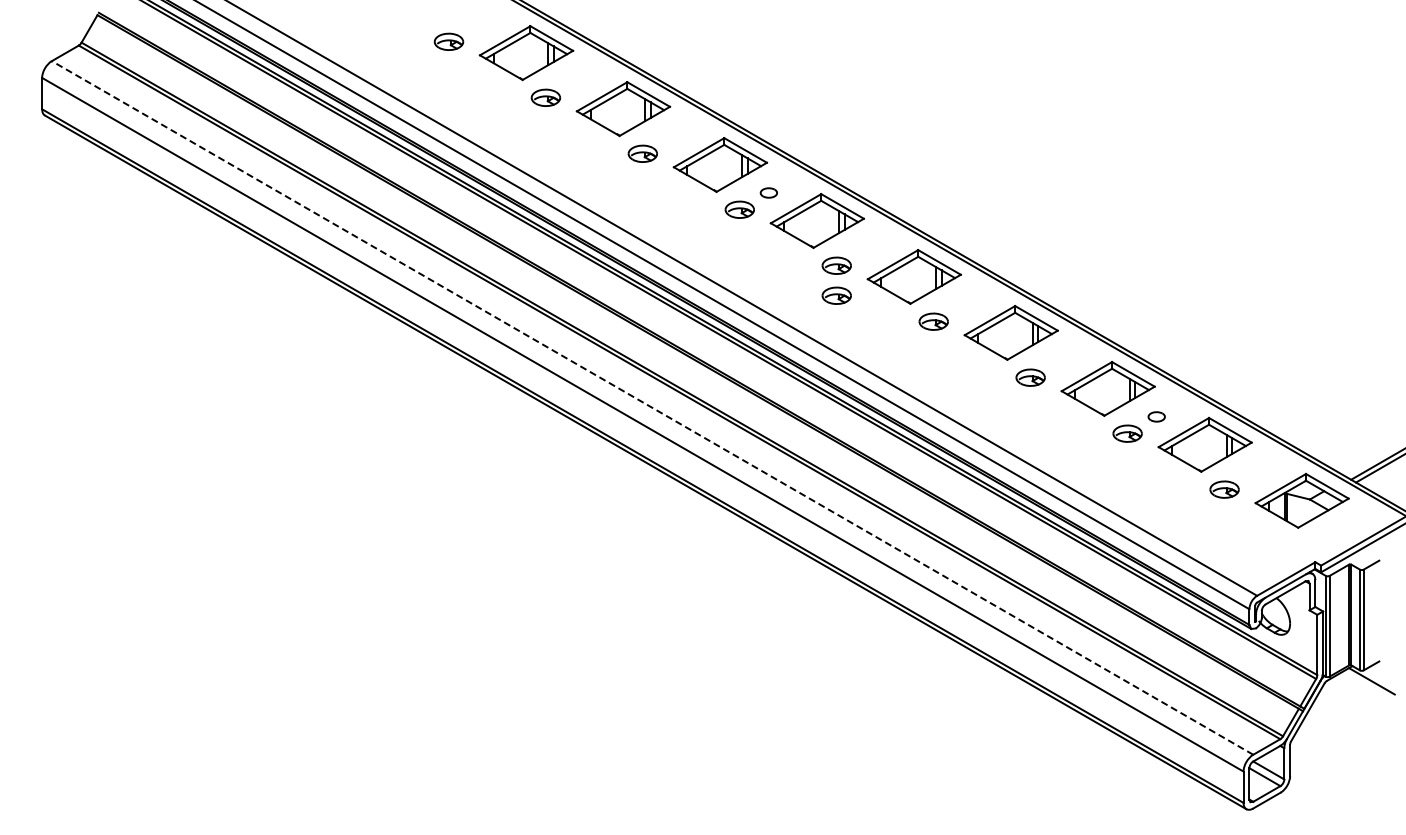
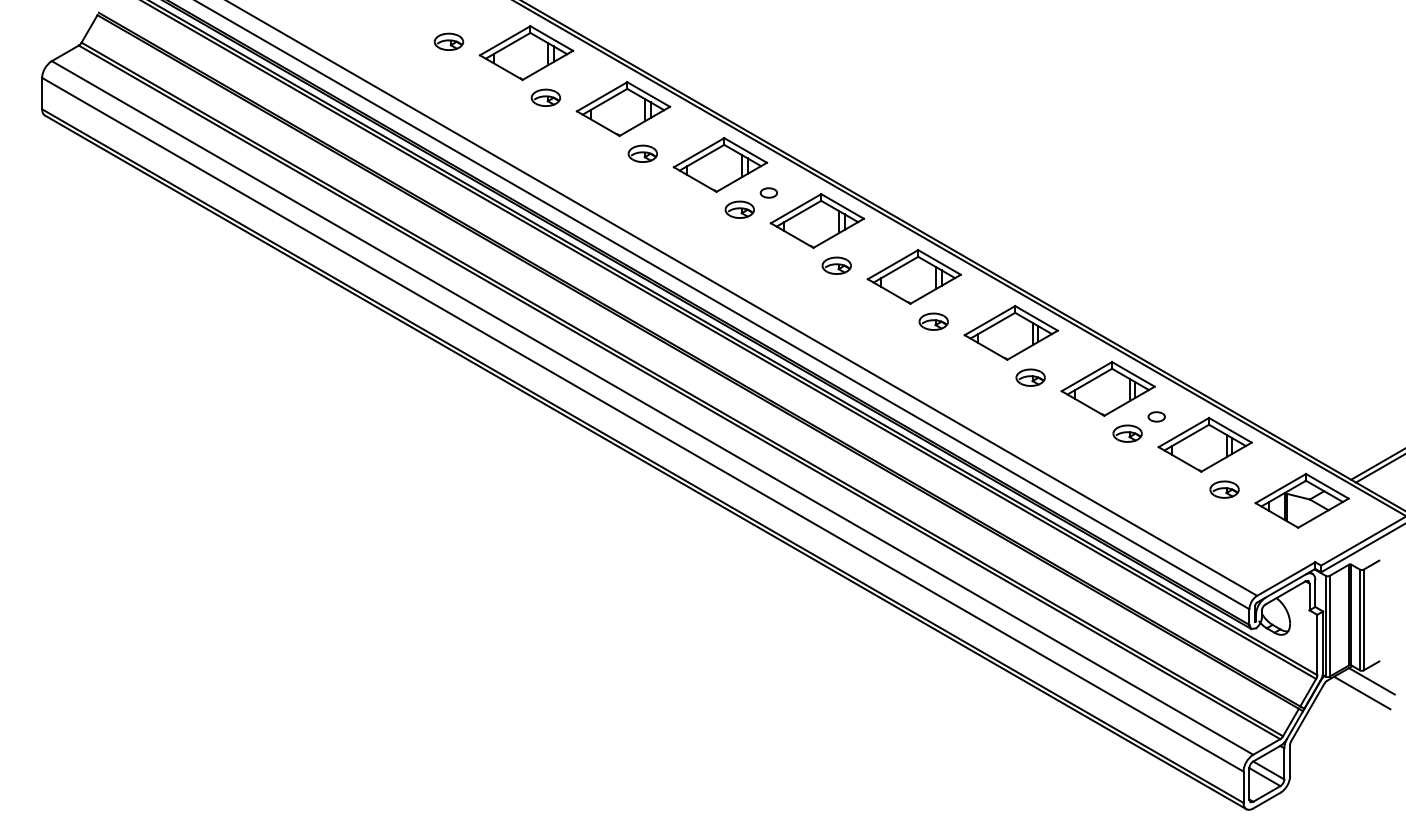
part: present -> none (836, 295)
line: dashed -> solid (652, 407)
line: none -> present (1362, 692)
